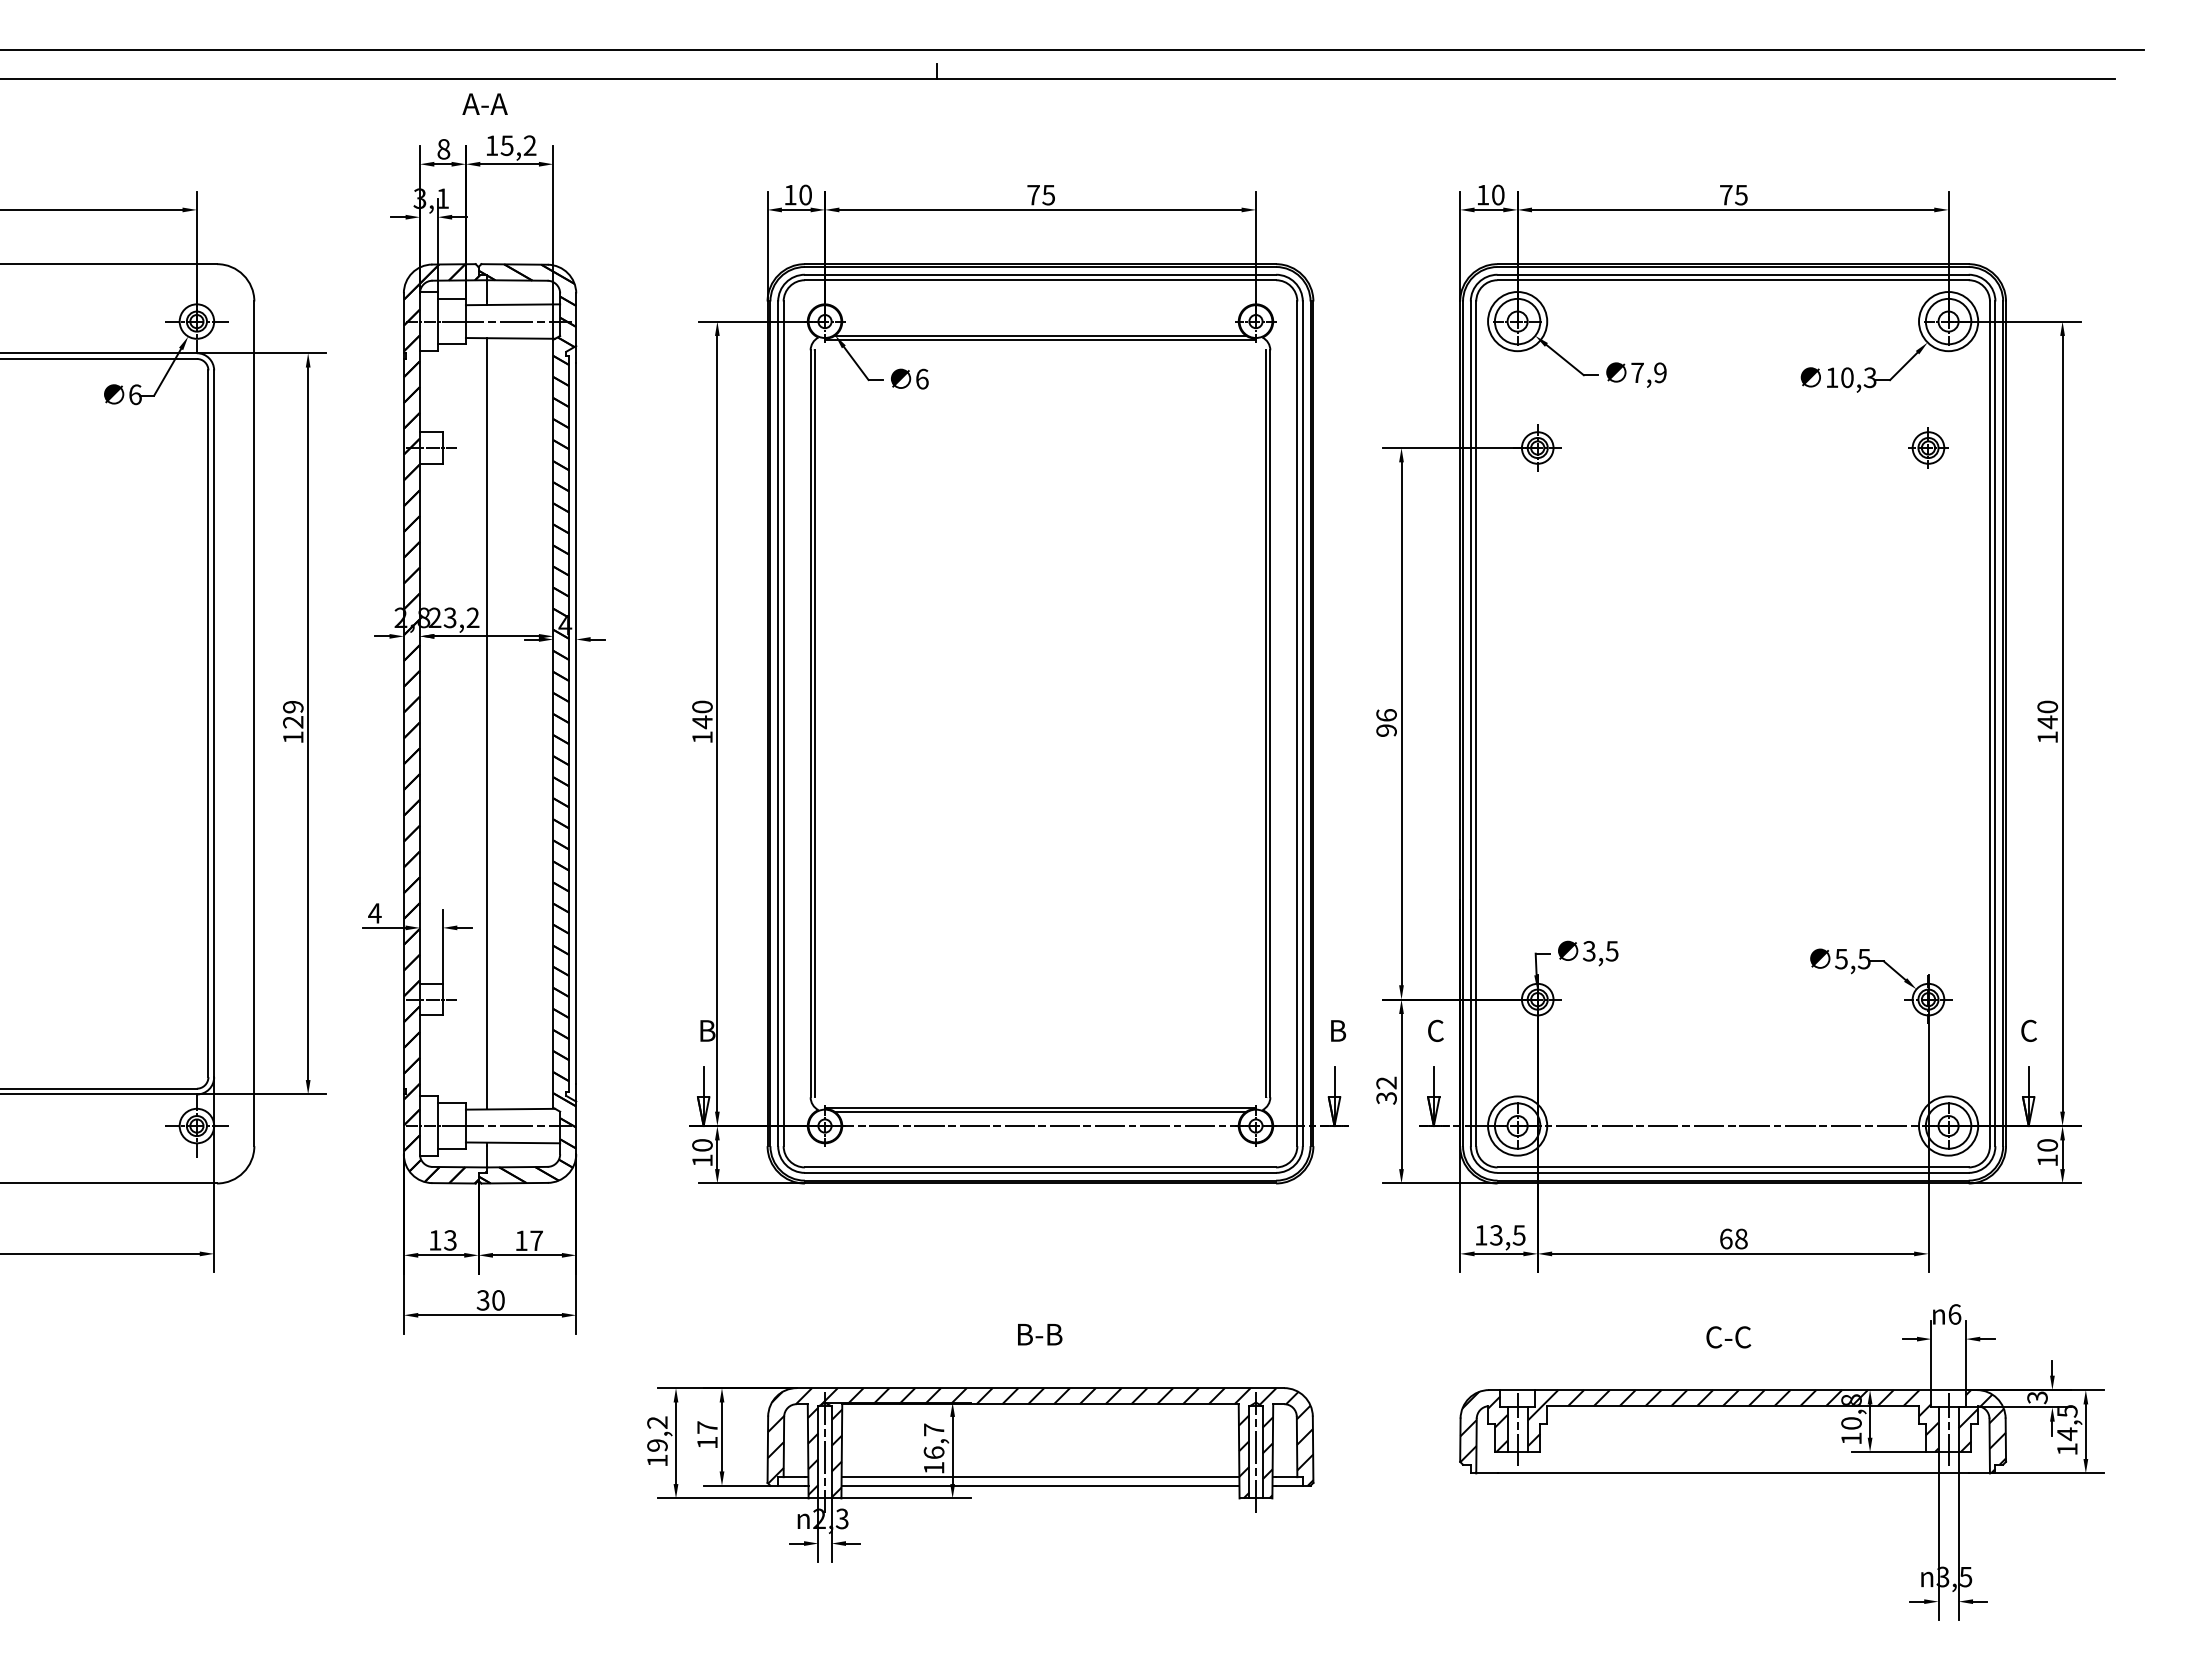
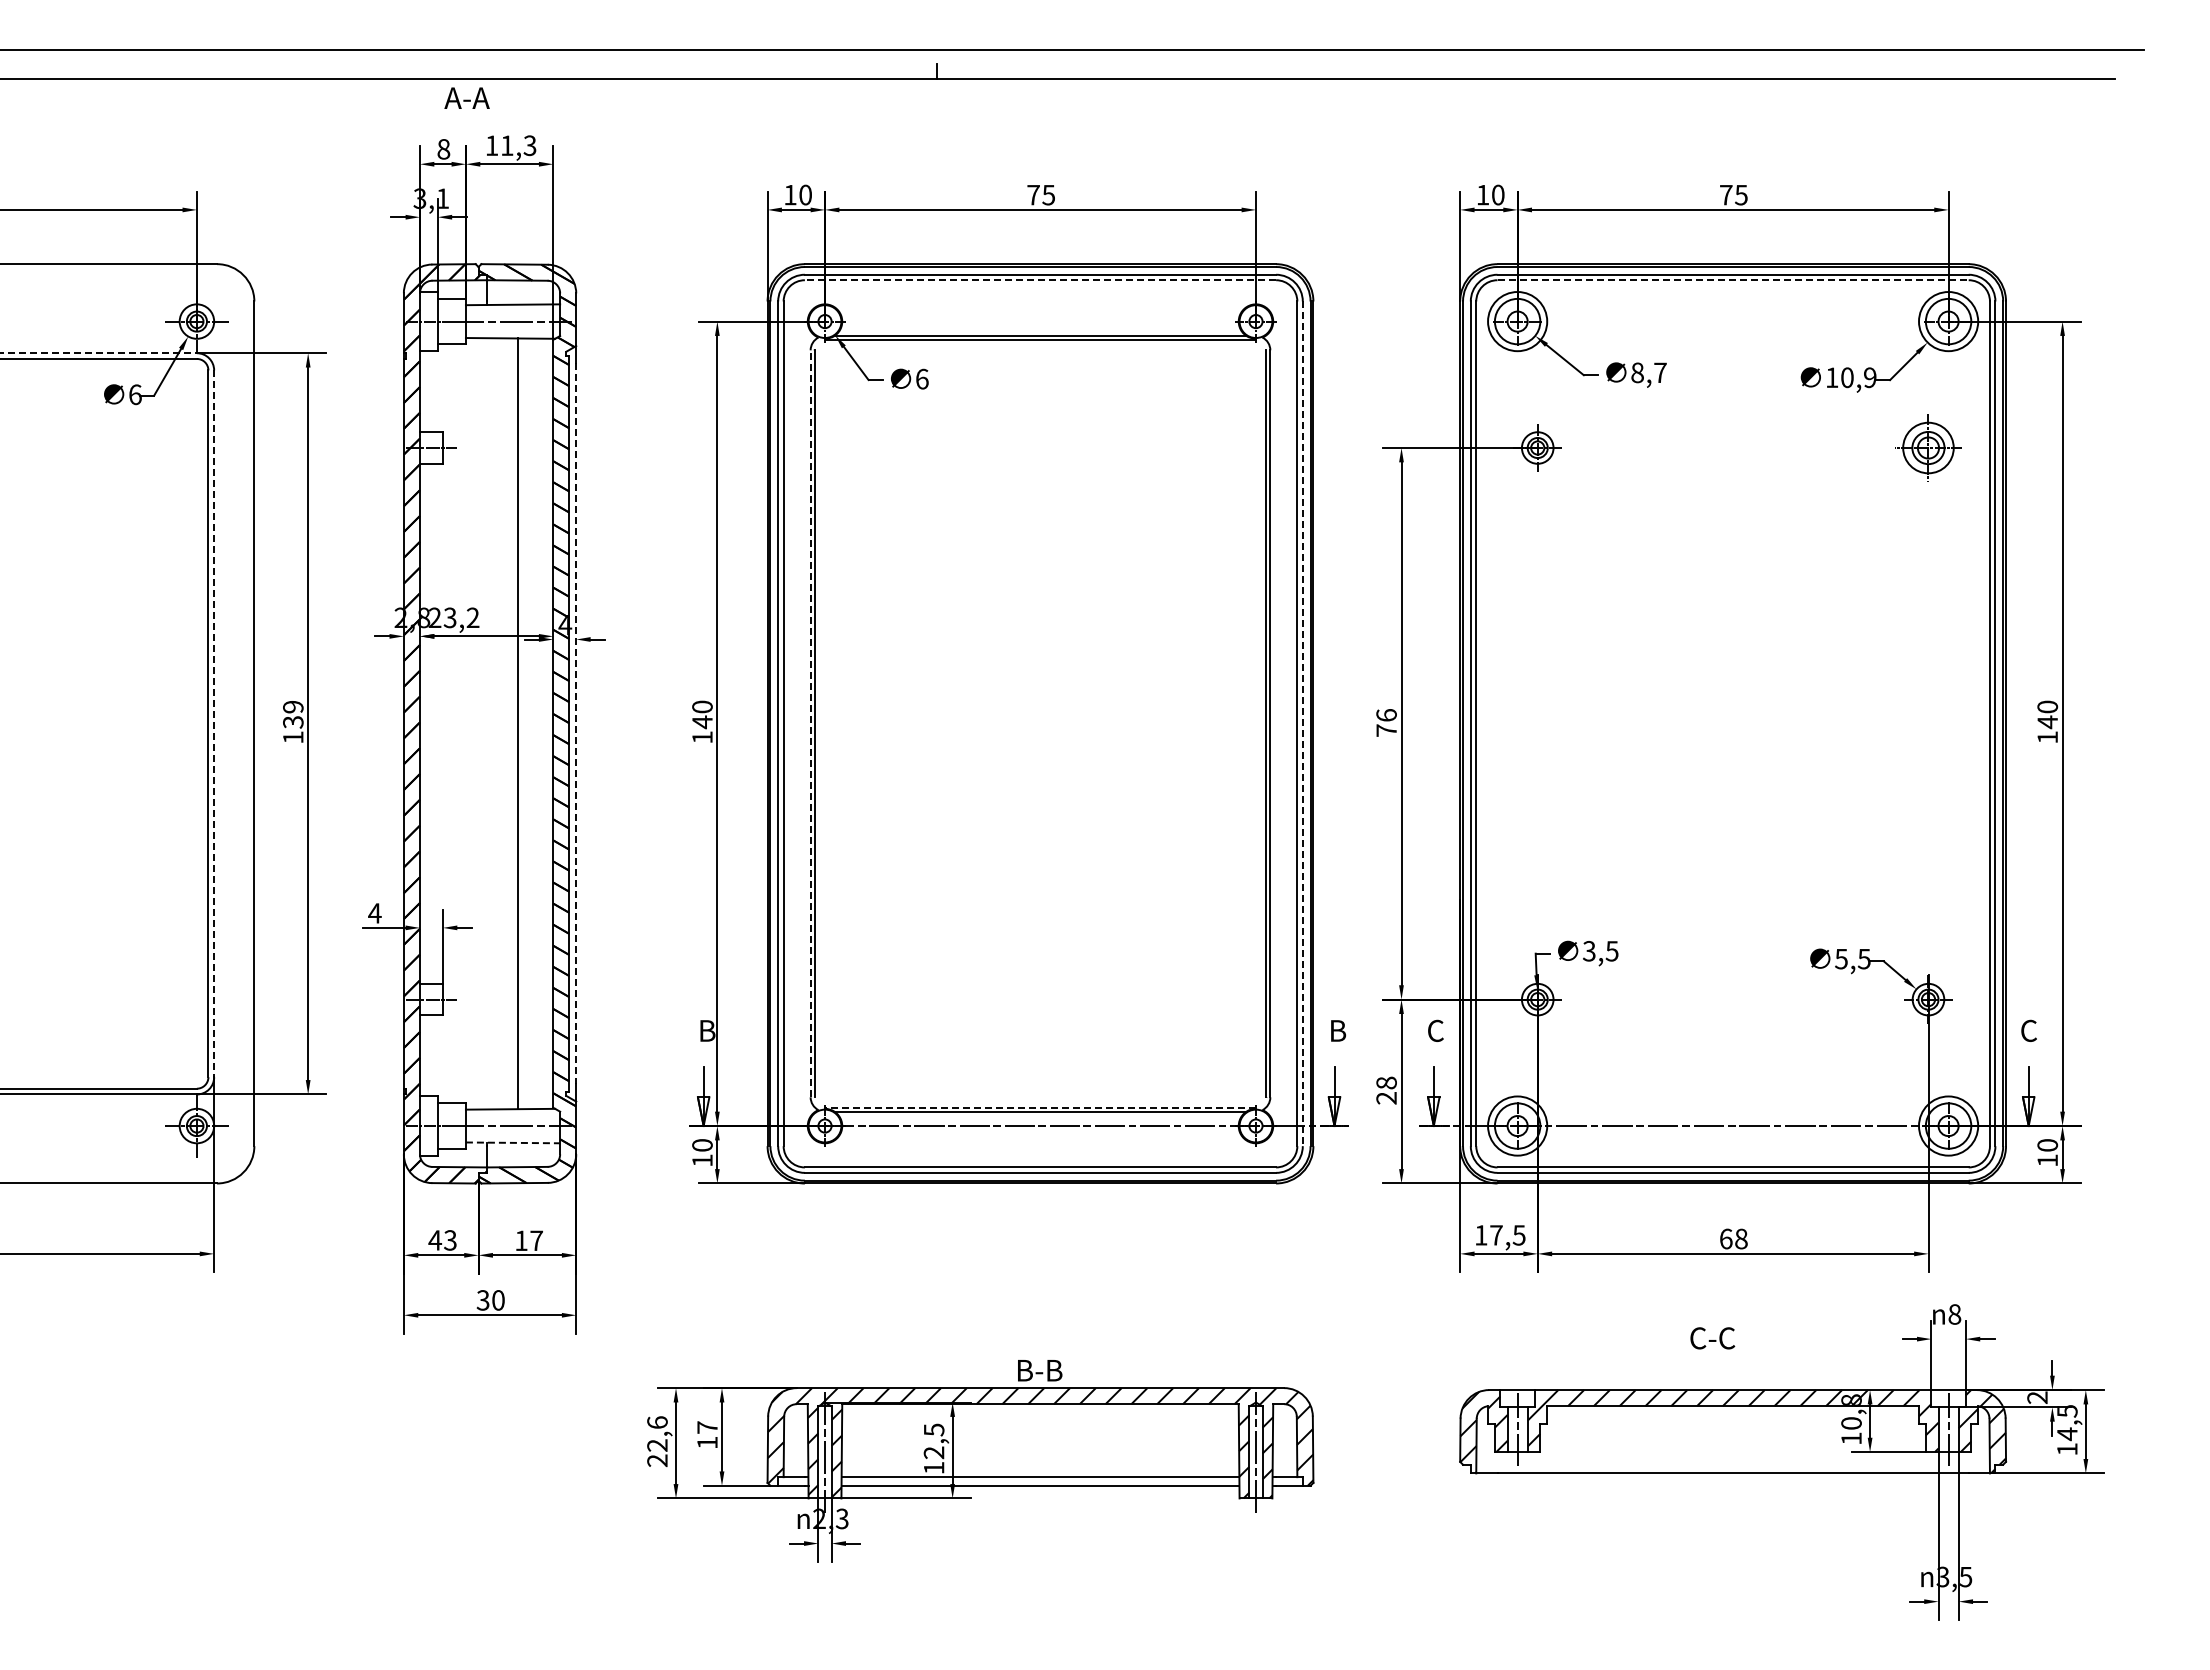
text position: (484, 103) -> (466, 97) (466, 97)
text: 15,2 -> 11,3 (518, 145)
line: solid -> dashed (1040, 280)
line: solid -> dashed (1733, 280)
line: solid -> dashed (98, 353)
text: 7,9 -> 8,7 (1648, 372)
text: 10,3 -> 10,9 (1869, 377)
part size: 41x42 px -> 67x68 px (1928, 447)
text: 129 -> 139 (293, 722)
line position: (487, 723) -> (518, 723) (518, 723)
line: solid -> dashed (576, 723)
line: solid -> dashed (810, 723)
line: solid -> dashed (214, 724)
line: solid -> dashed (1302, 724)
text: 96 -> 76 (1386, 730)
text: 32 -> 28 (1386, 1090)
line: solid -> dashed (1040, 1107)
line: solid -> dashed (513, 1142)
text: 13,5 -> 17,5 (1496, 1235)
text: 13 -> 43 (435, 1240)
text: 6 -> 8 (1954, 1314)
text position: (1040, 1334) -> (1040, 1370) (1040, 1370)
text position: (1728, 1337) -> (1712, 1338) (1712, 1338)
text: 3 -> 2 (2037, 1397)
text: 19,2 -> 22,6 (657, 1441)
text: 16,7 -> 12,5 (933, 1441)
